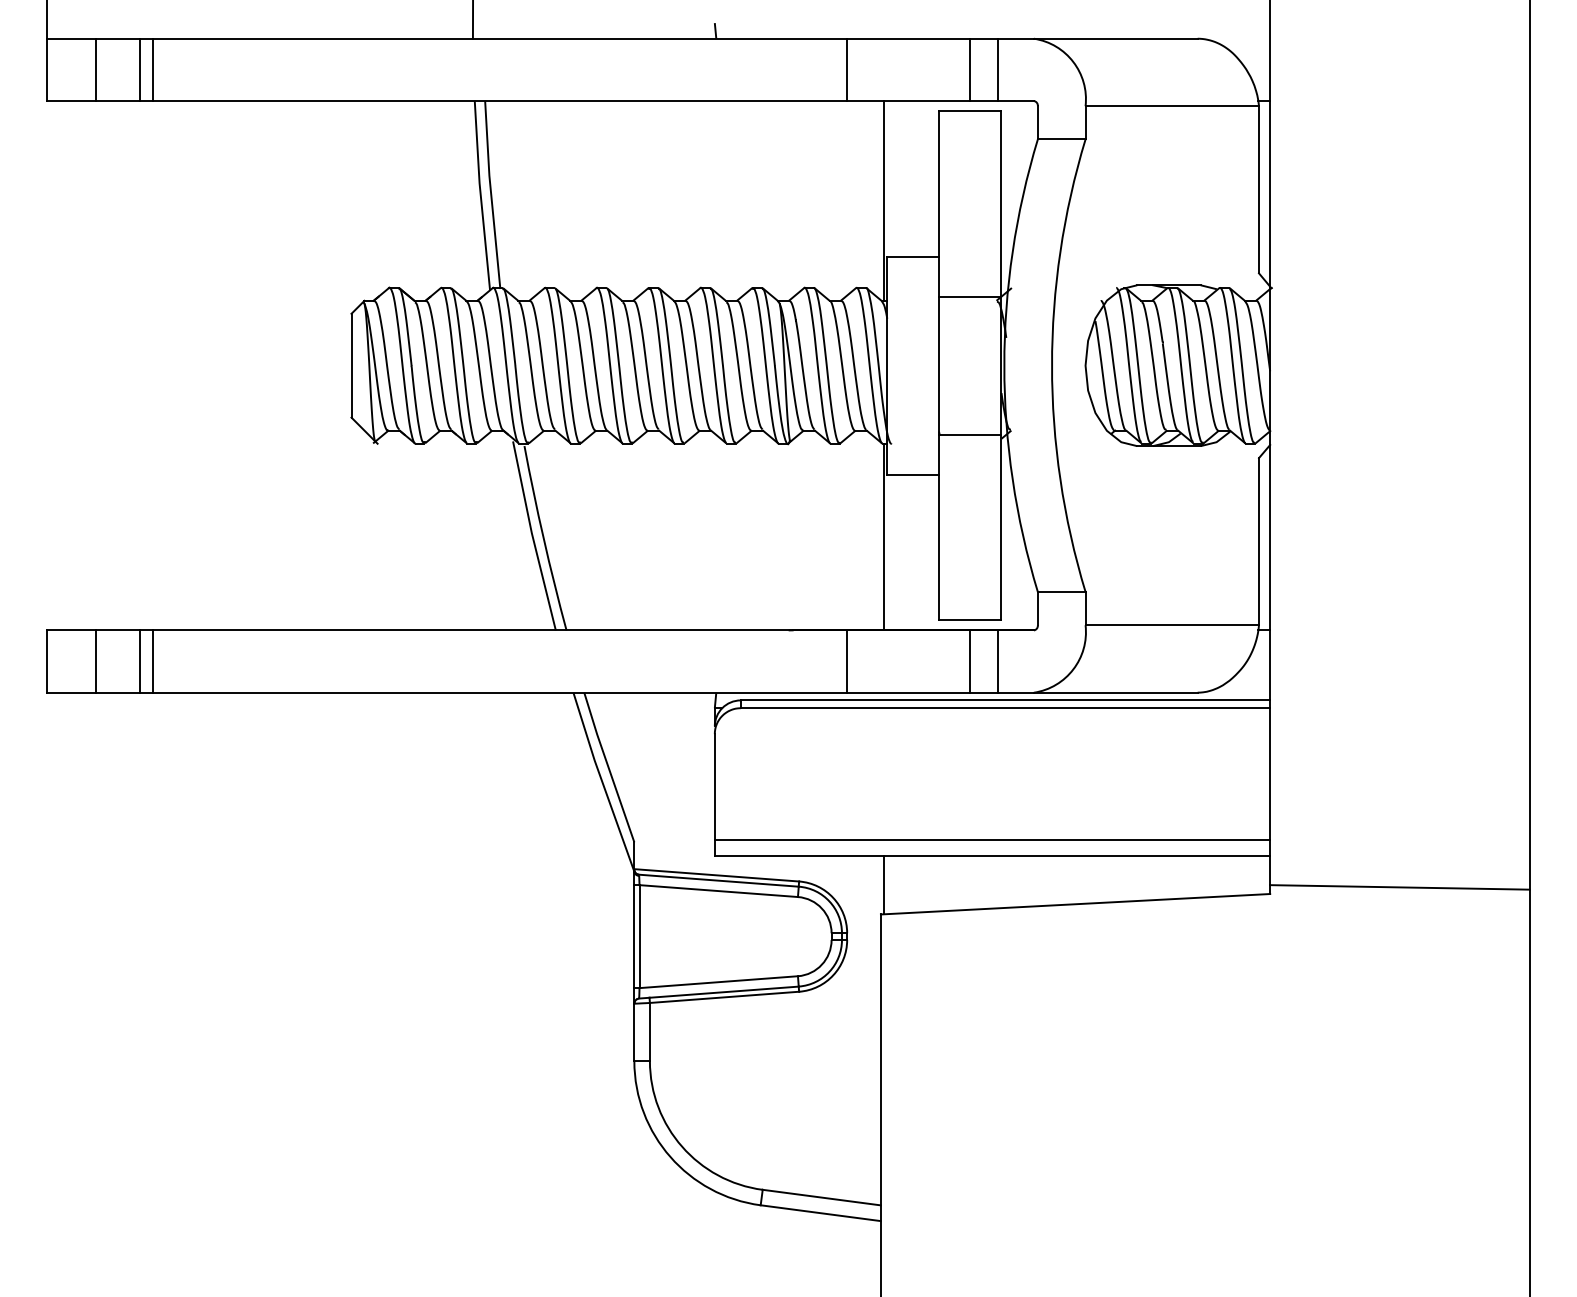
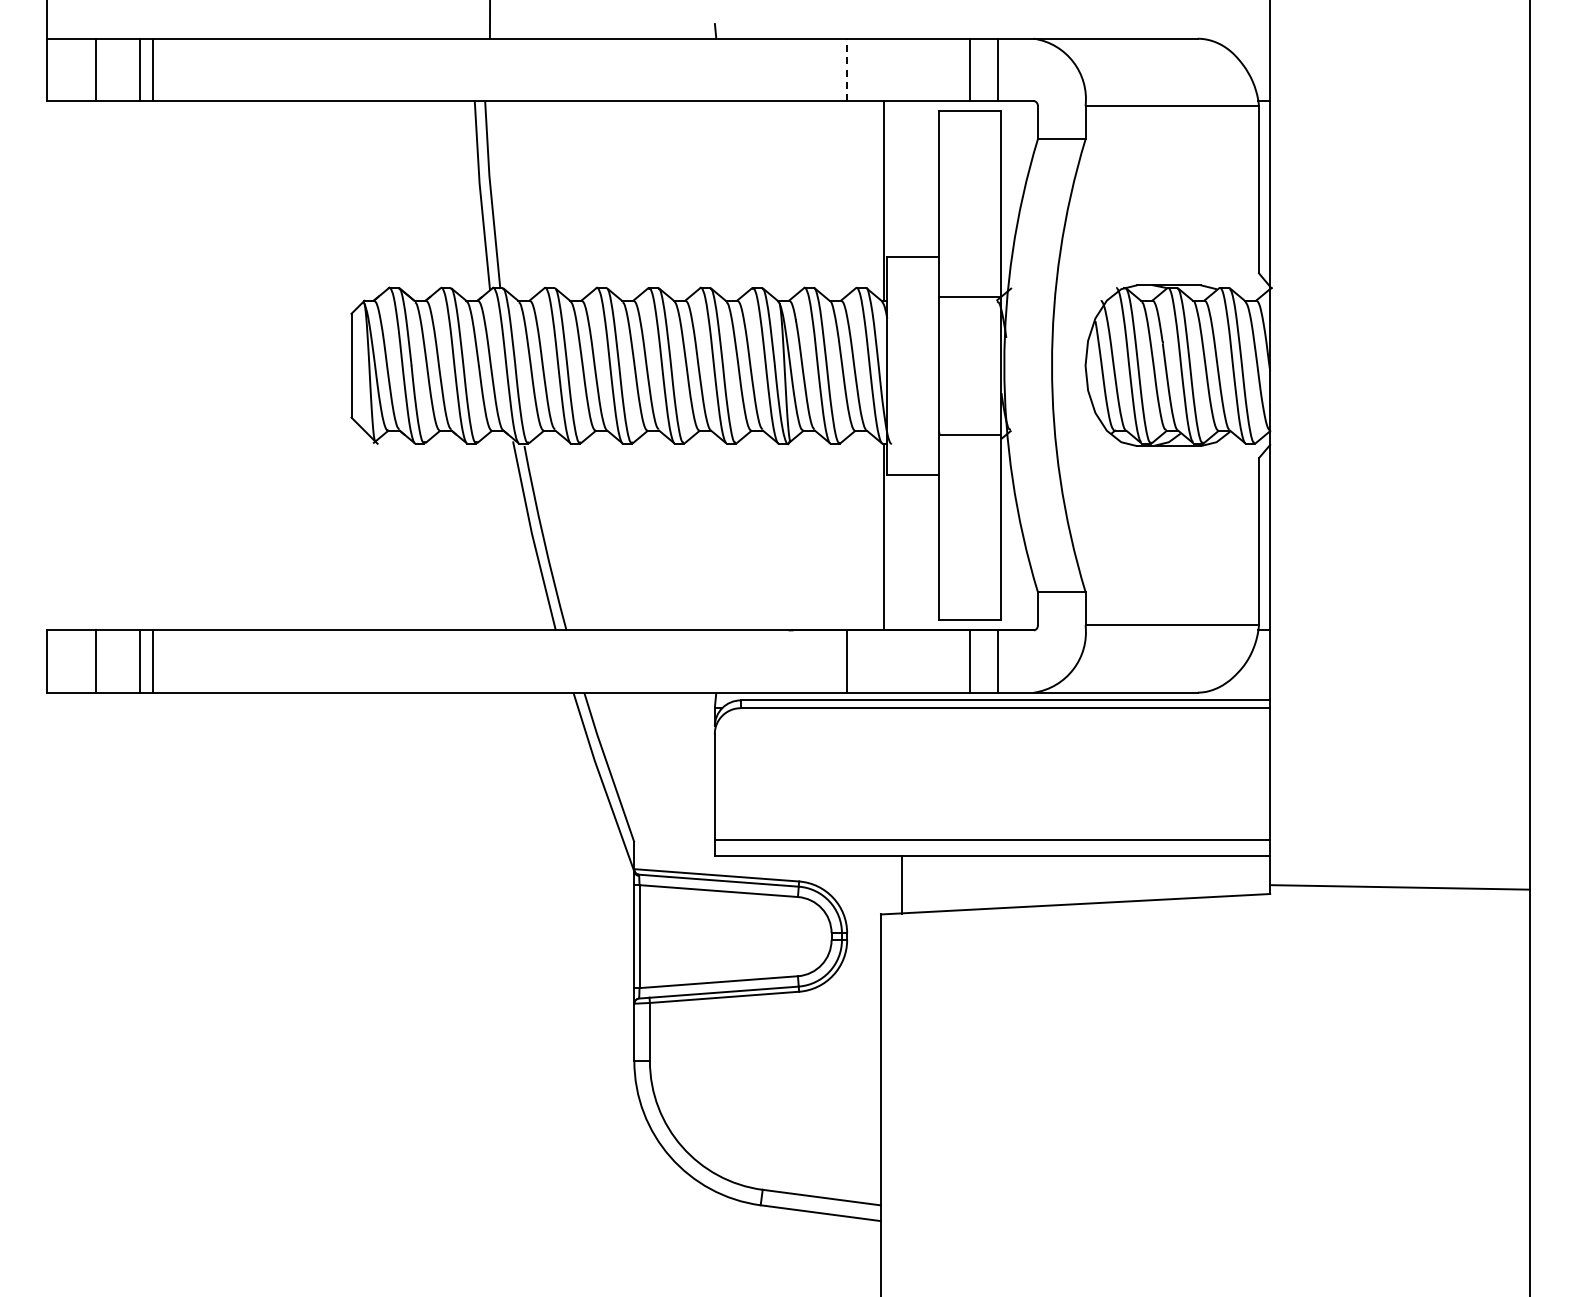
line position: (472, 20) -> (489, 20) (489, 20)
line: solid -> dashed (847, 69)
line position: (883, 885) -> (901, 885) (901, 885)
